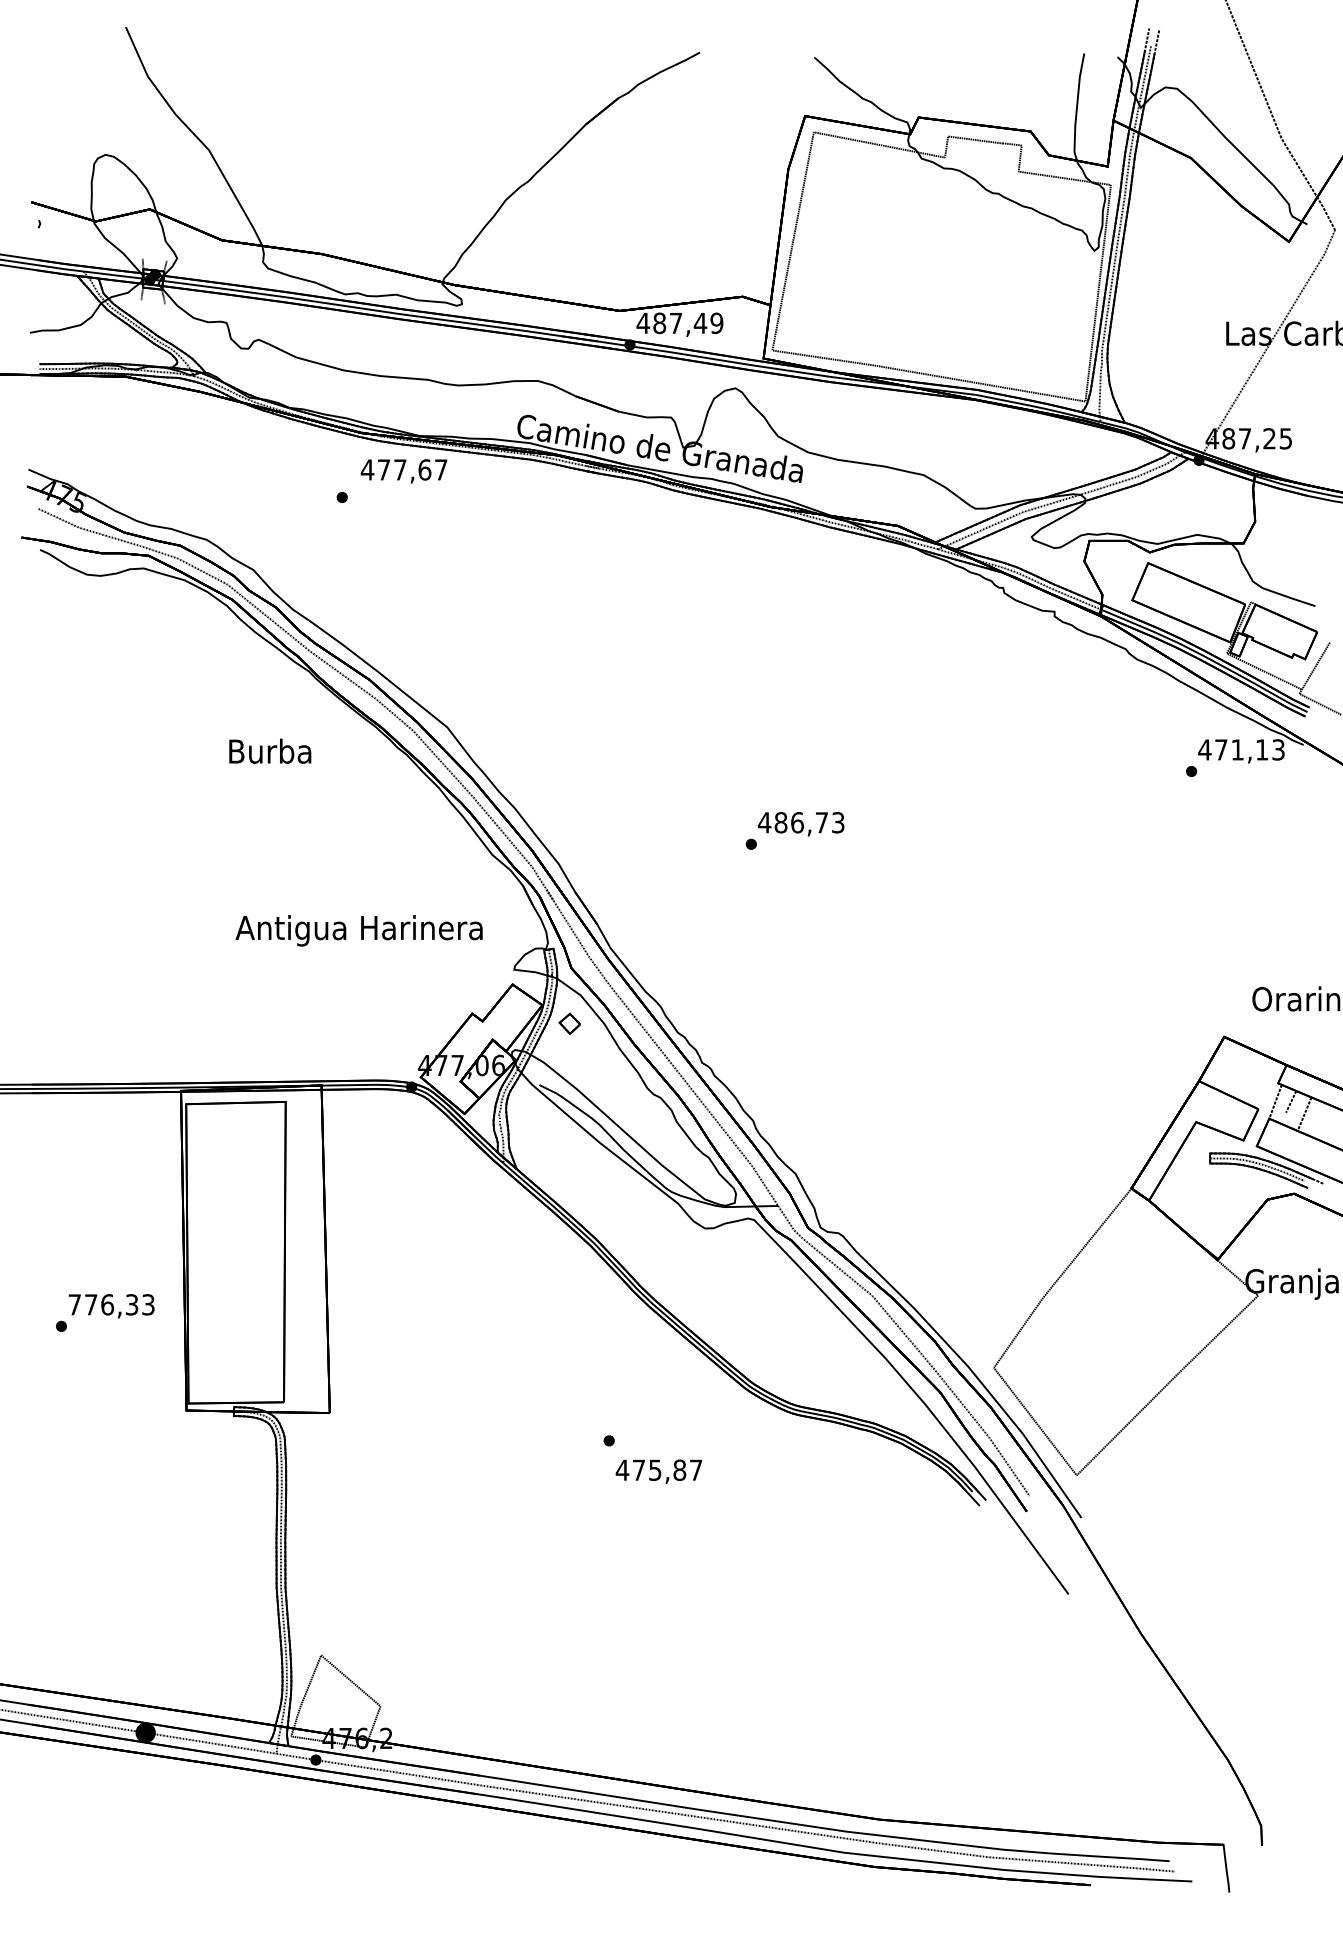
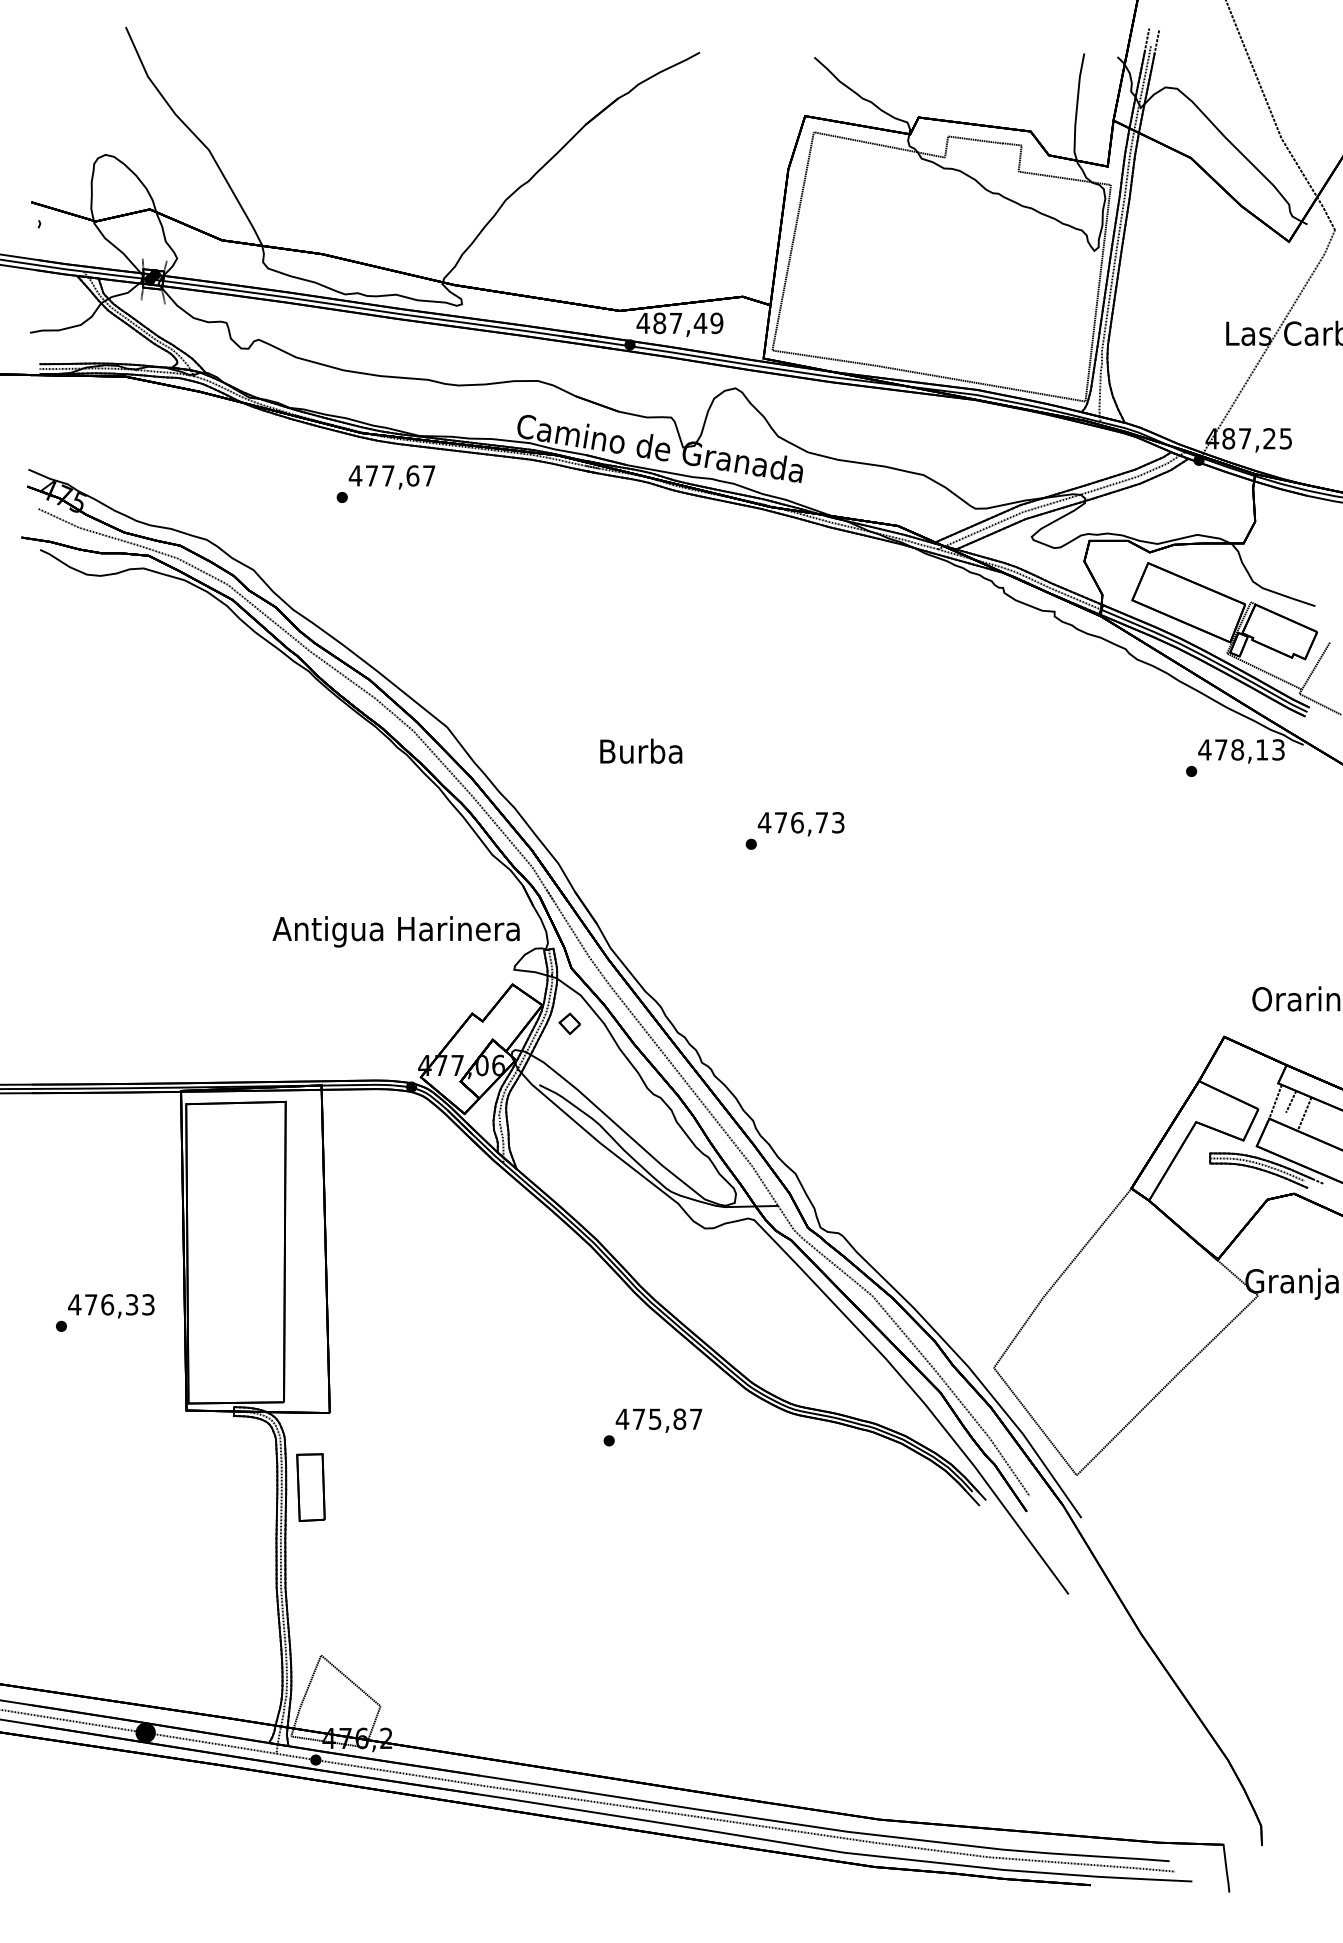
text position: (403, 471) -> (391, 477) (391, 477)
text: 471,13 -> 478,13 (1237, 749)
text position: (270, 750) -> (641, 750) (641, 750)
text: 486,73 -> 476,73 (780, 822)
text position: (358, 930) -> (395, 931) (395, 931)
text: 776,33 -> 476,33 (74, 1304)
text position: (658, 1471) -> (658, 1420) (658, 1420)
part: none -> present (310, 1487)
